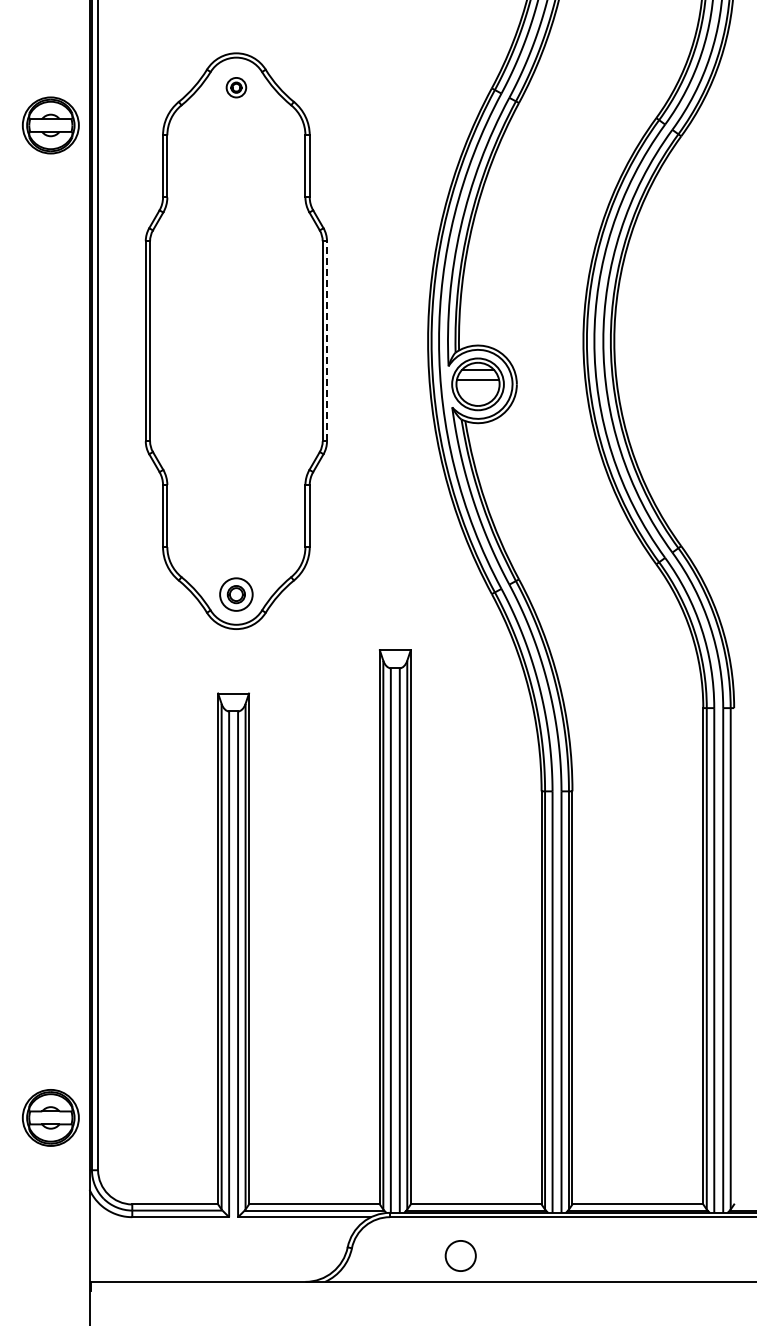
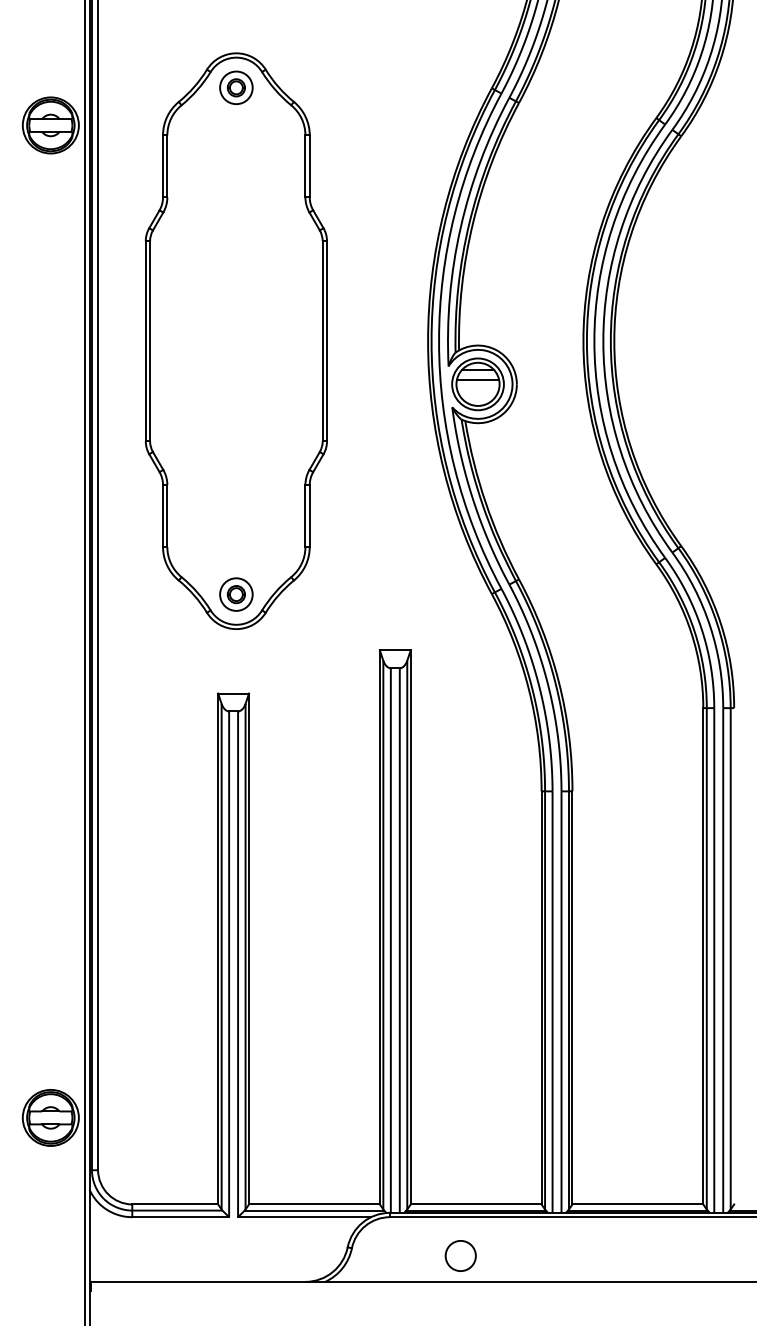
part size: 23x22 px -> 35x35 px (236, 87)
line: dashed -> solid (327, 340)
line: none -> present (85, 662)
